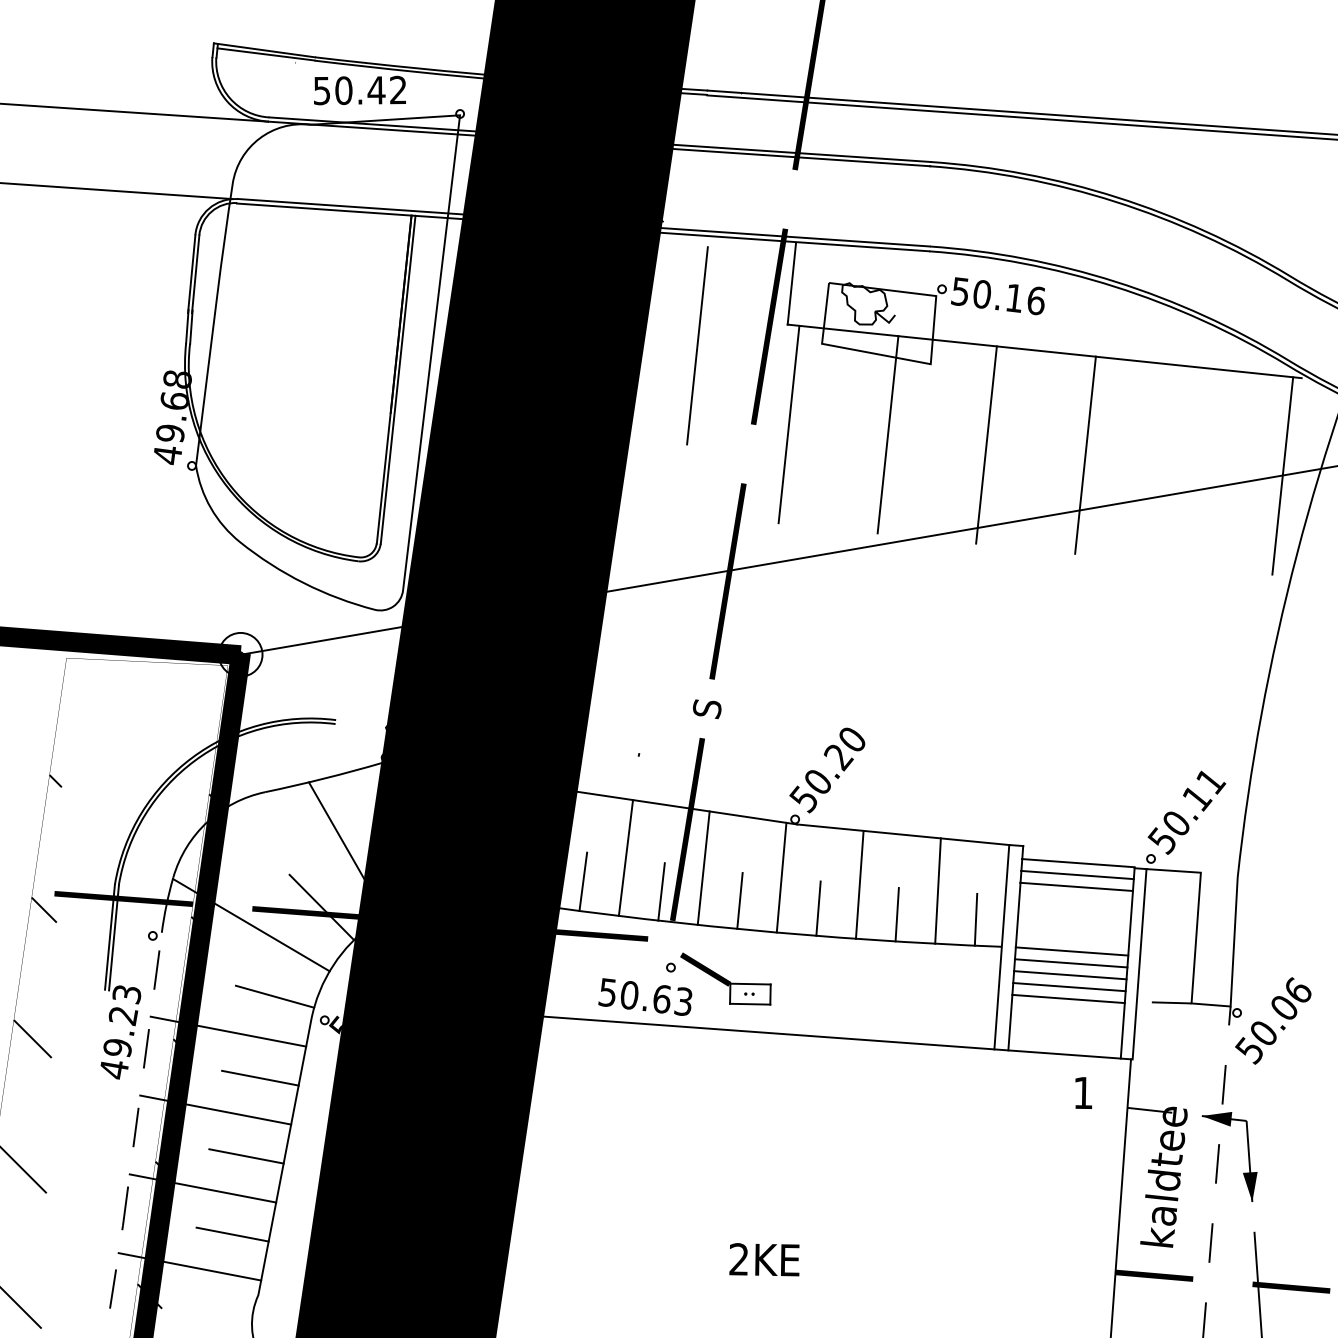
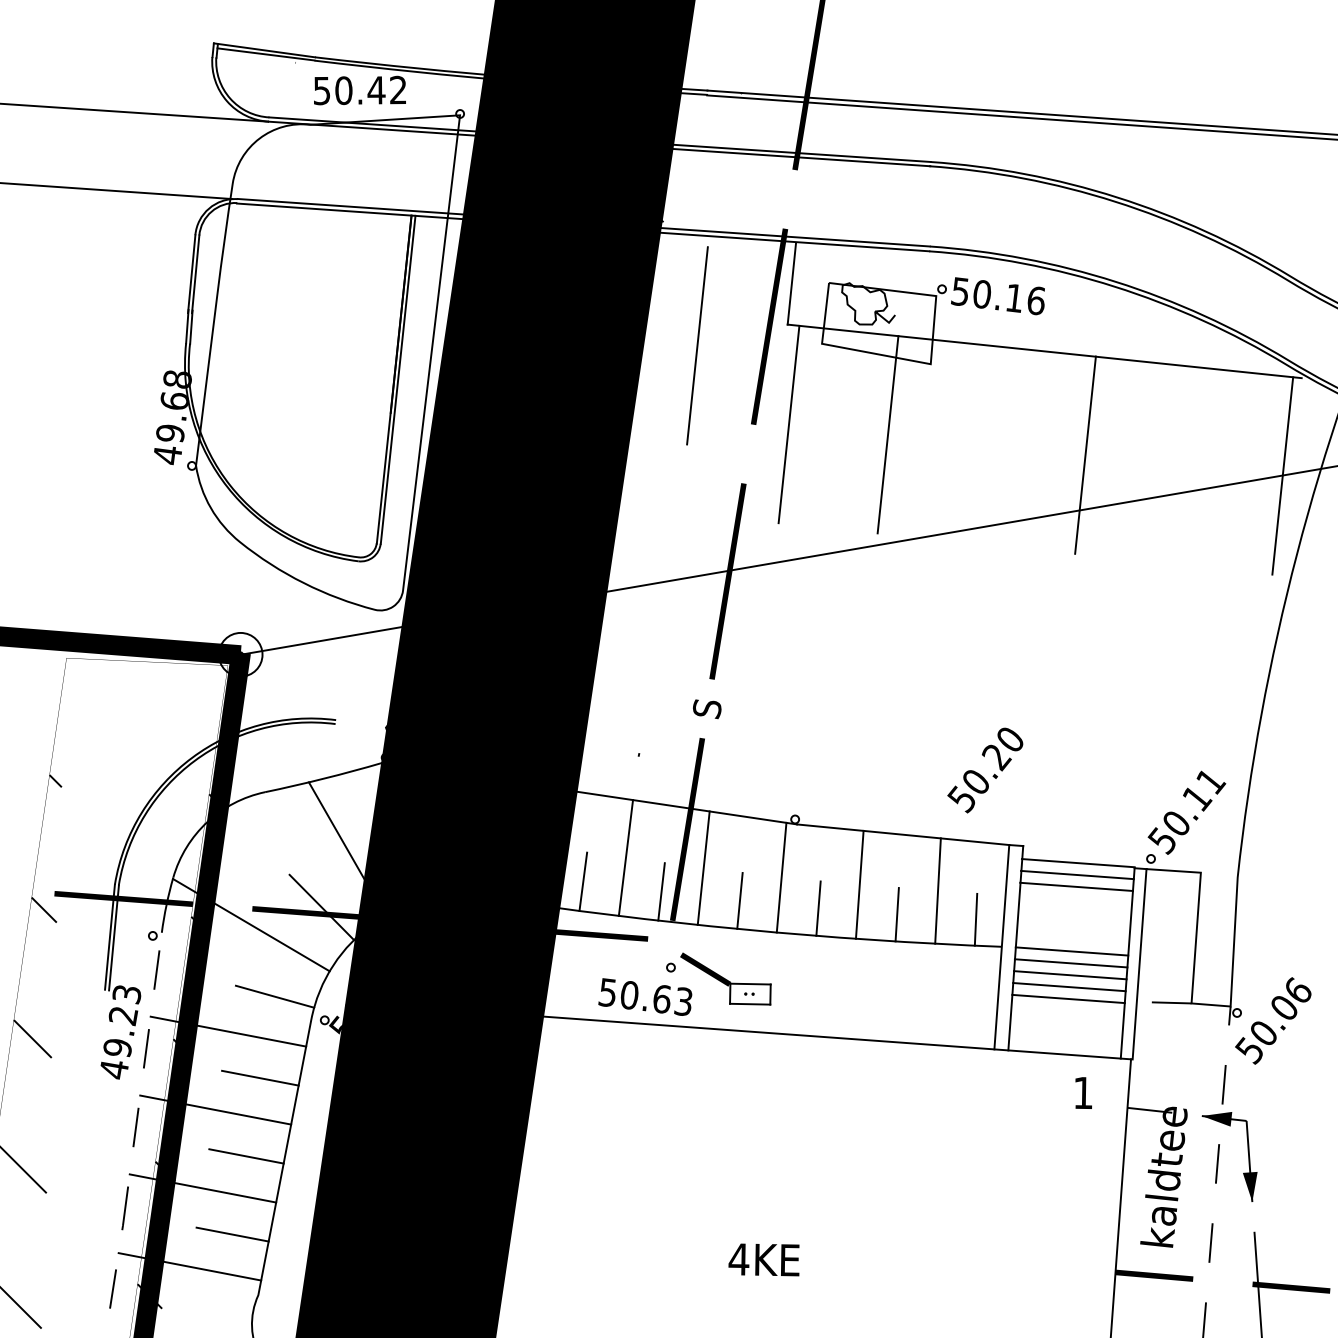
line: present -> none (986, 444)
text position: (827, 770) -> (985, 770) (985, 770)
text: 2KE -> 4KE (738, 1259)
